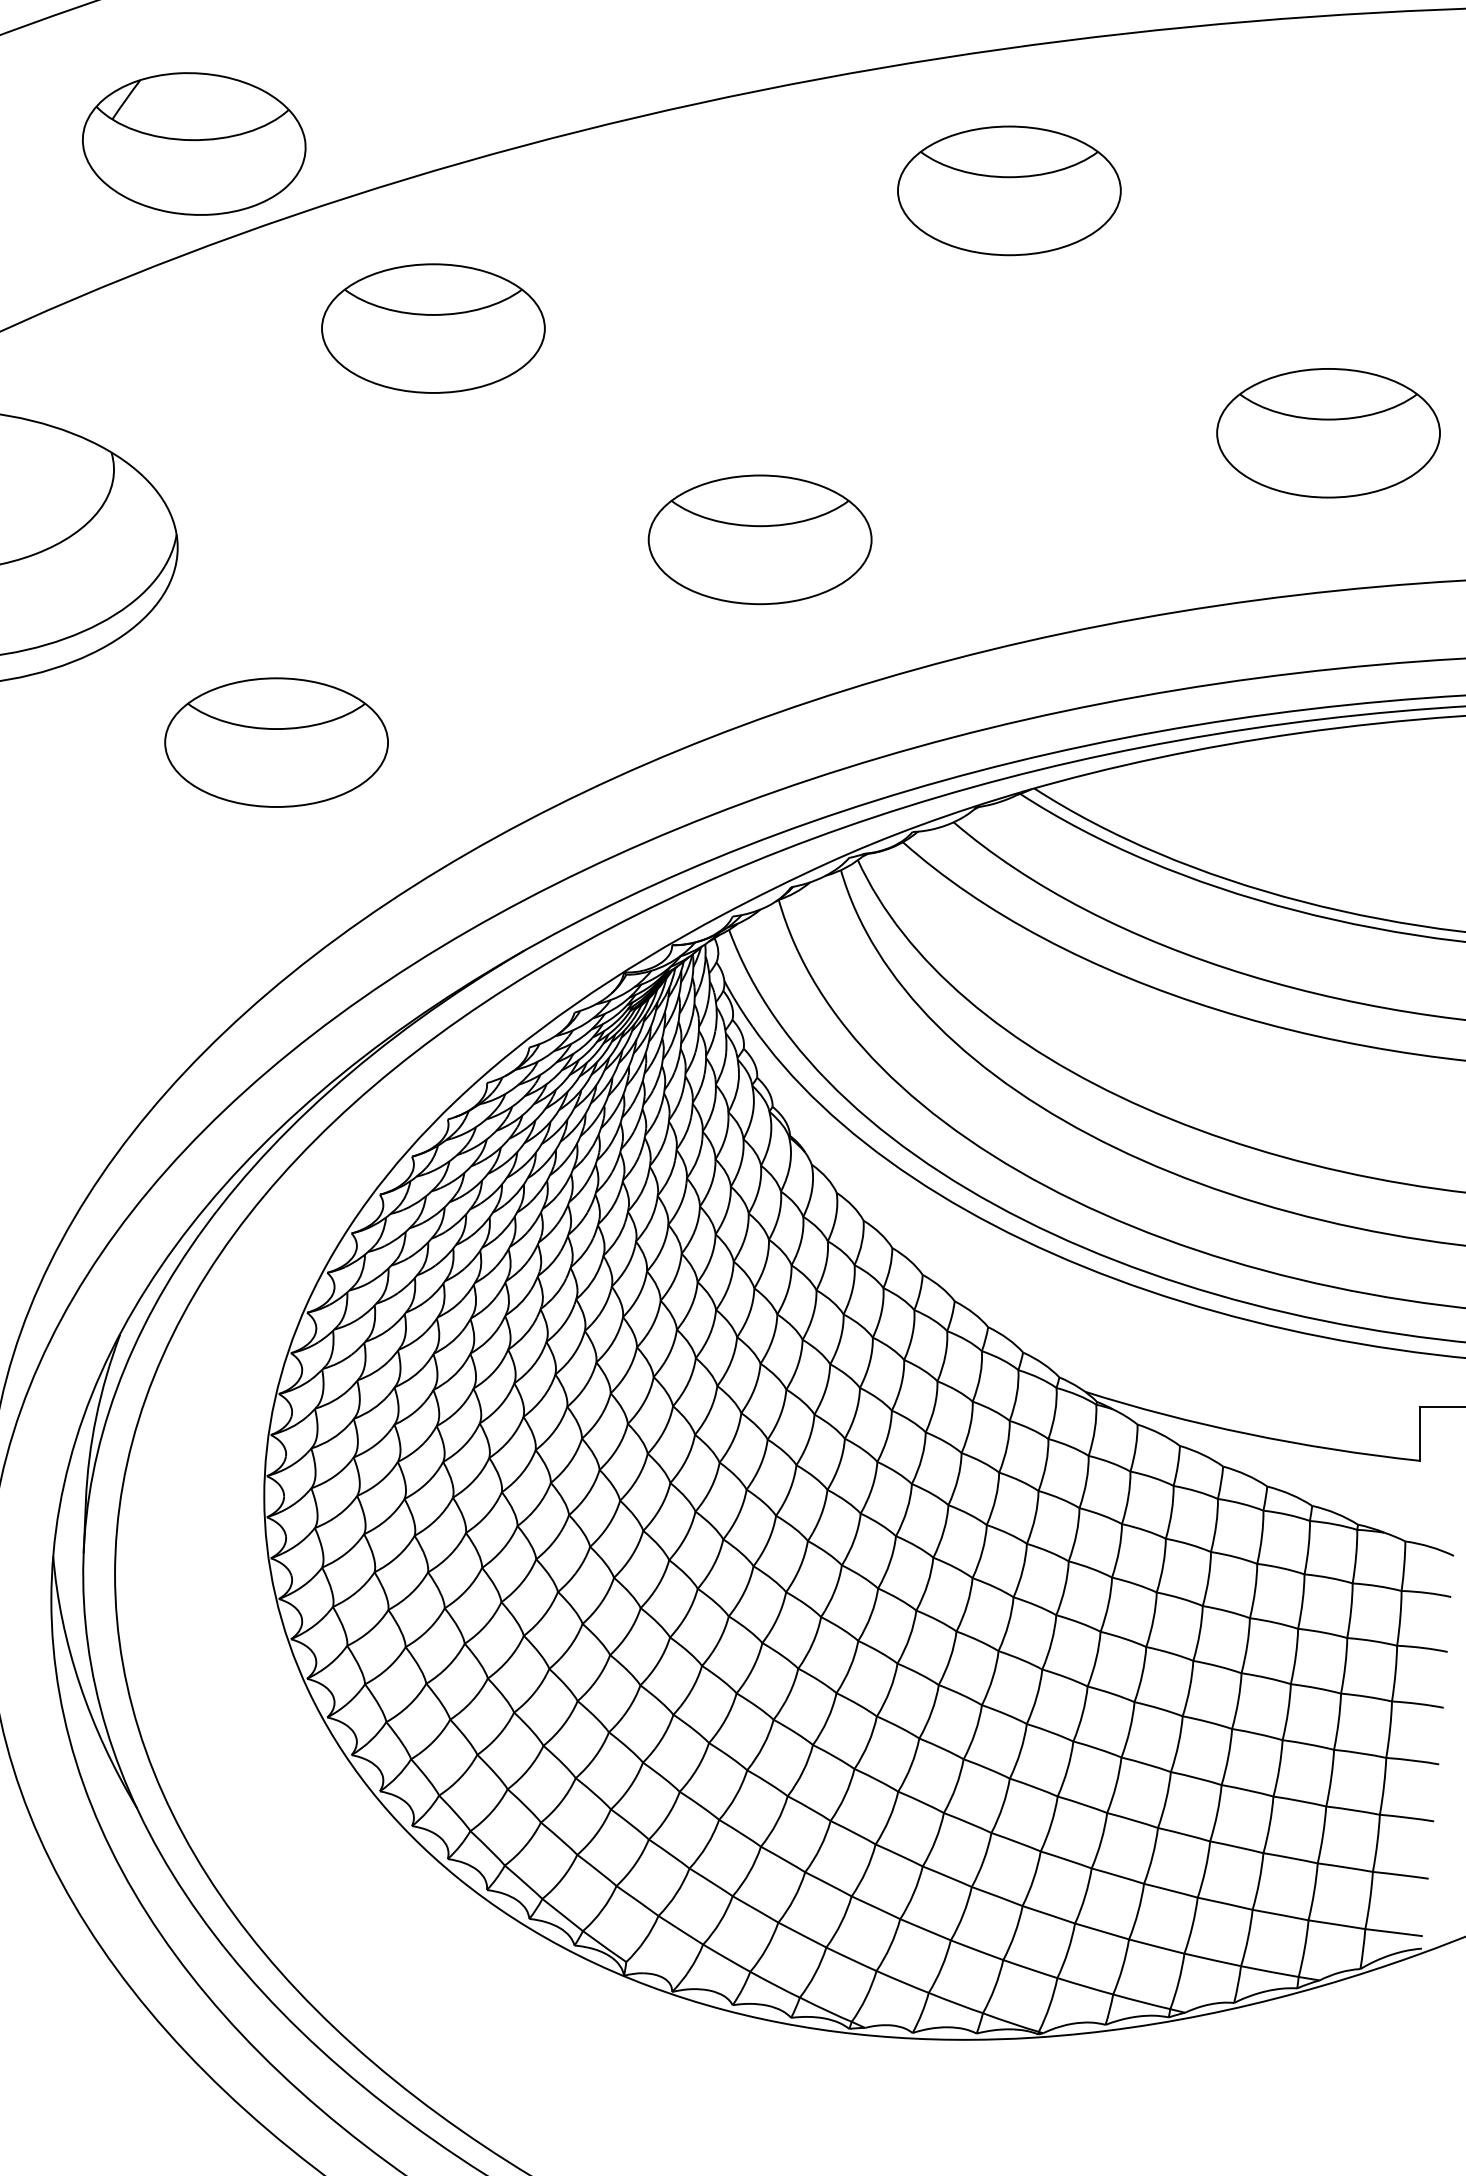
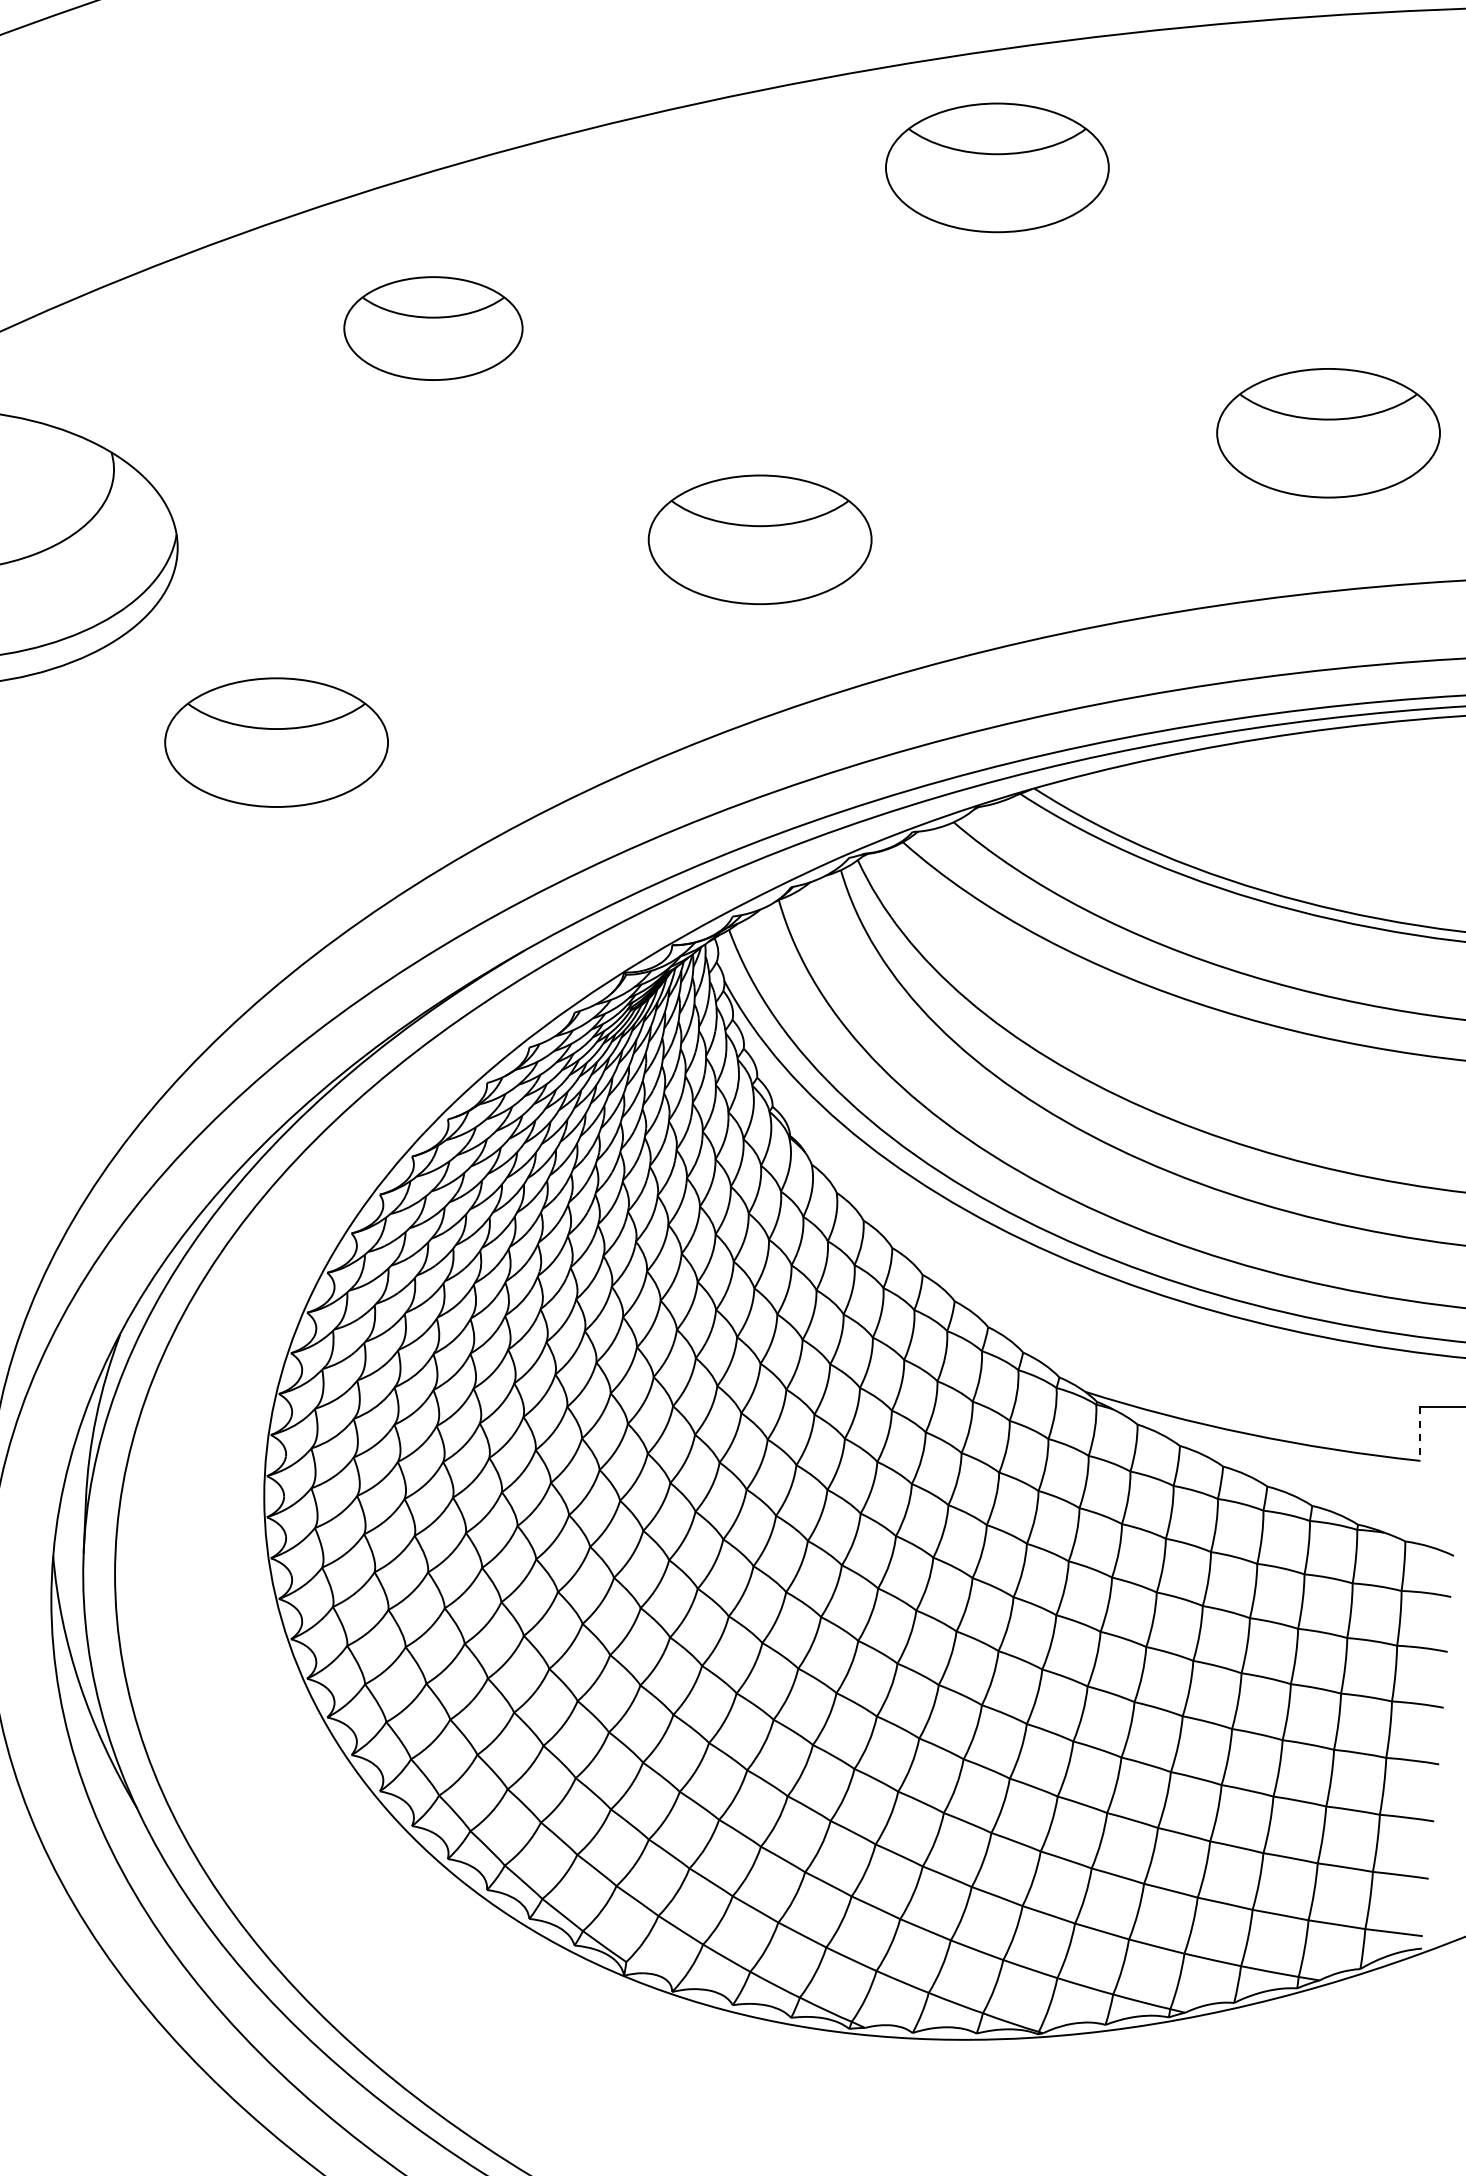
part: present -> none (194, 143)
part position: (1009, 190) -> (997, 167) (997, 167)
part size: 225x131 px -> 181x105 px (433, 328)
line: solid -> dashed (1420, 1434)
